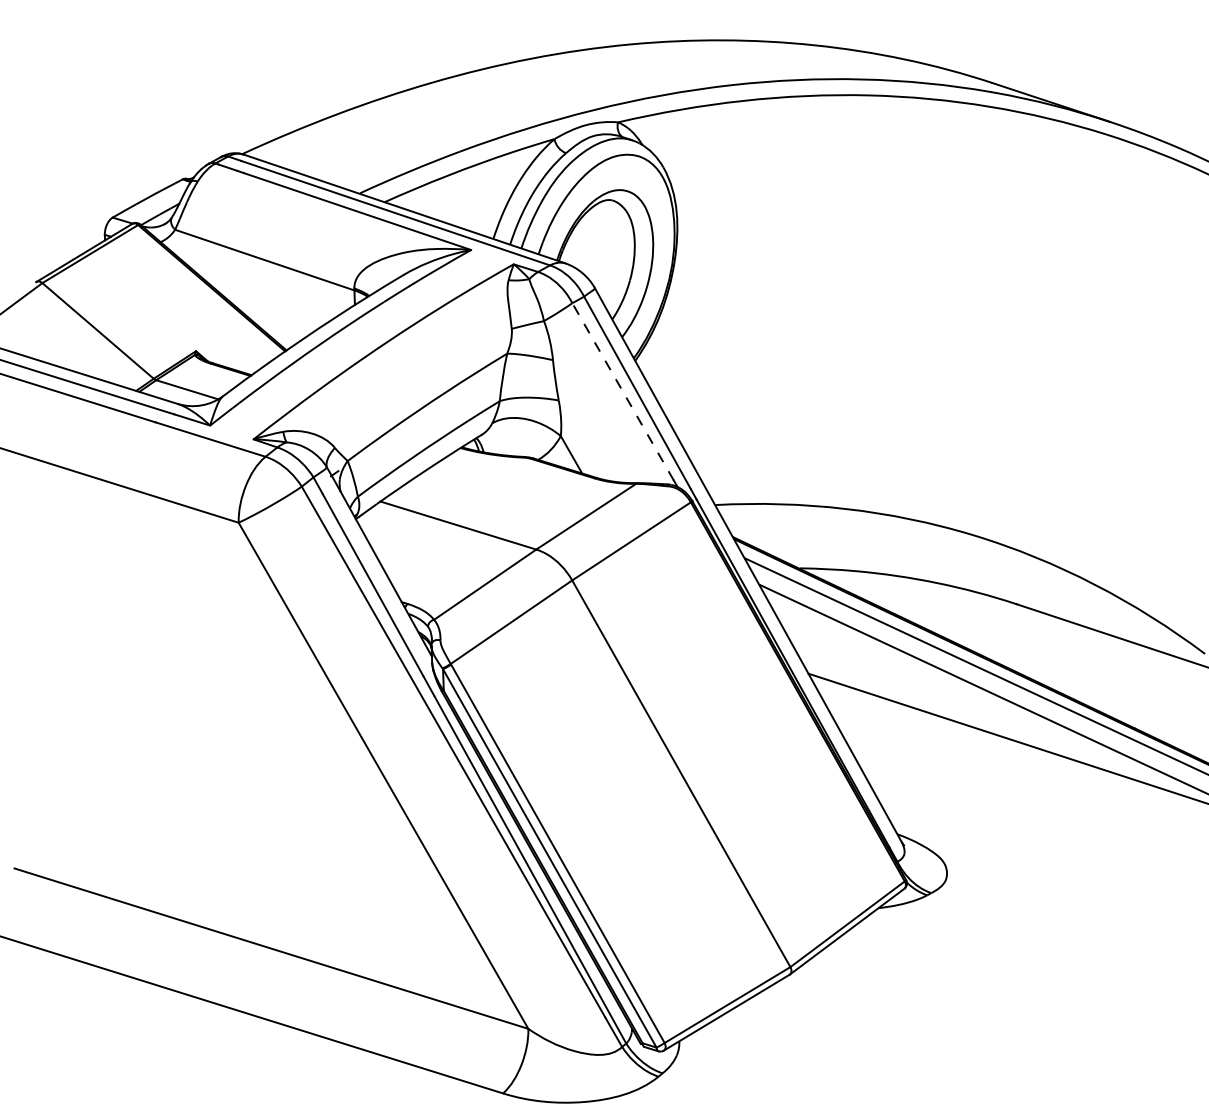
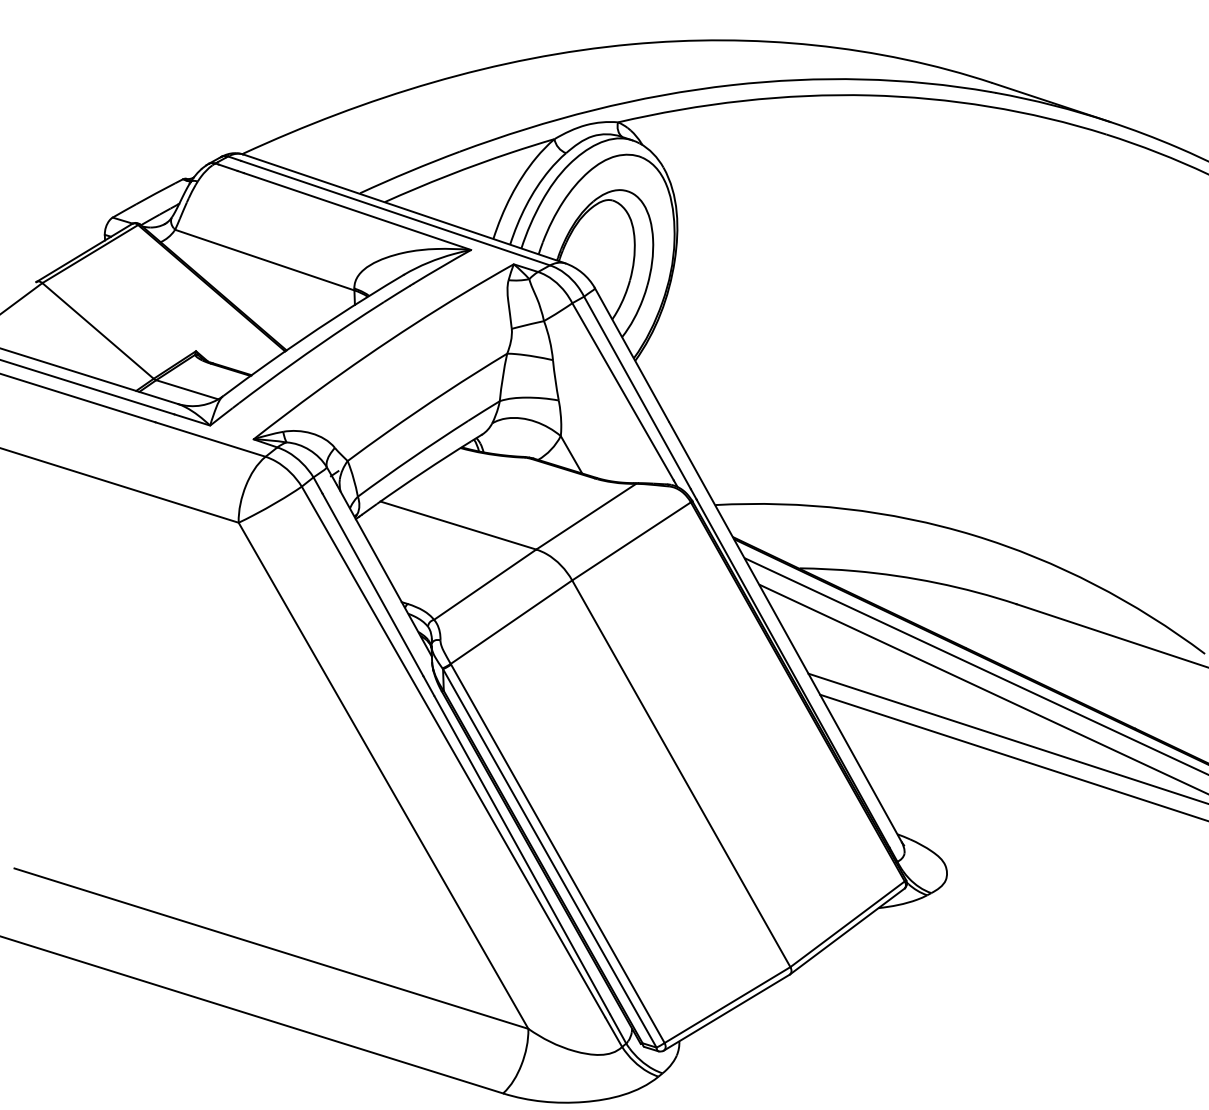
line: dashed -> solid (622, 391)
line: none -> present (1012, 757)
